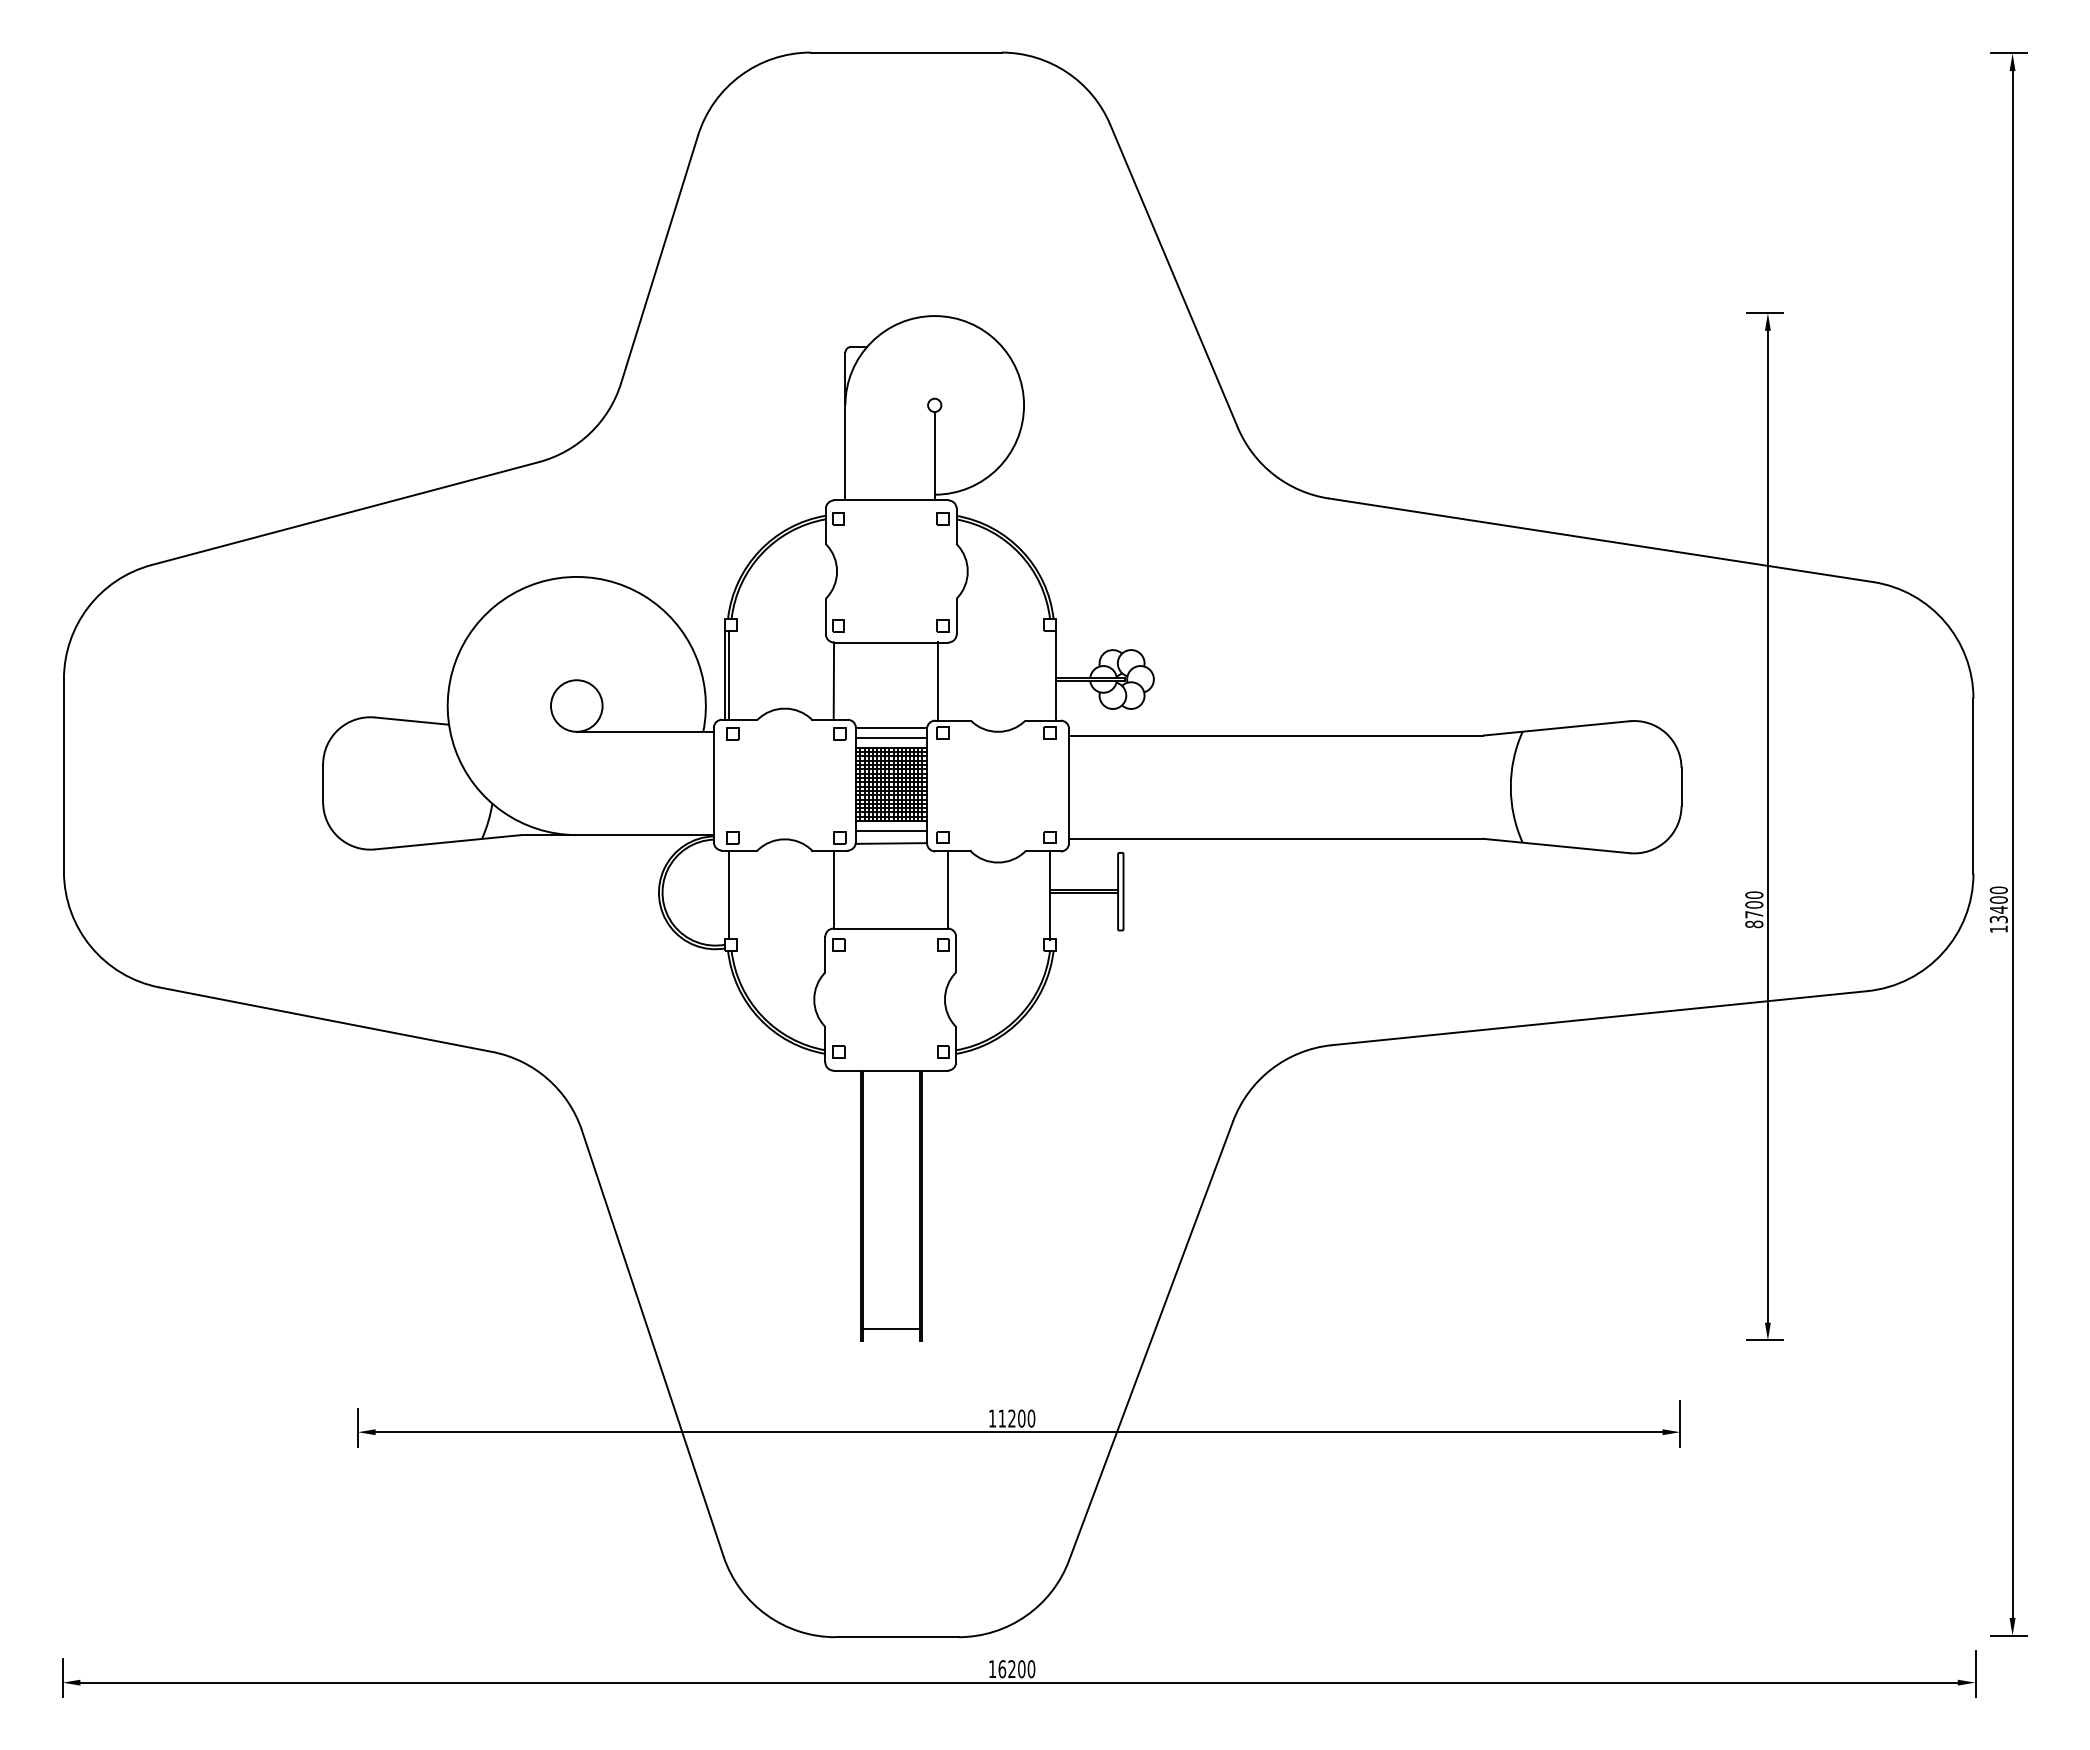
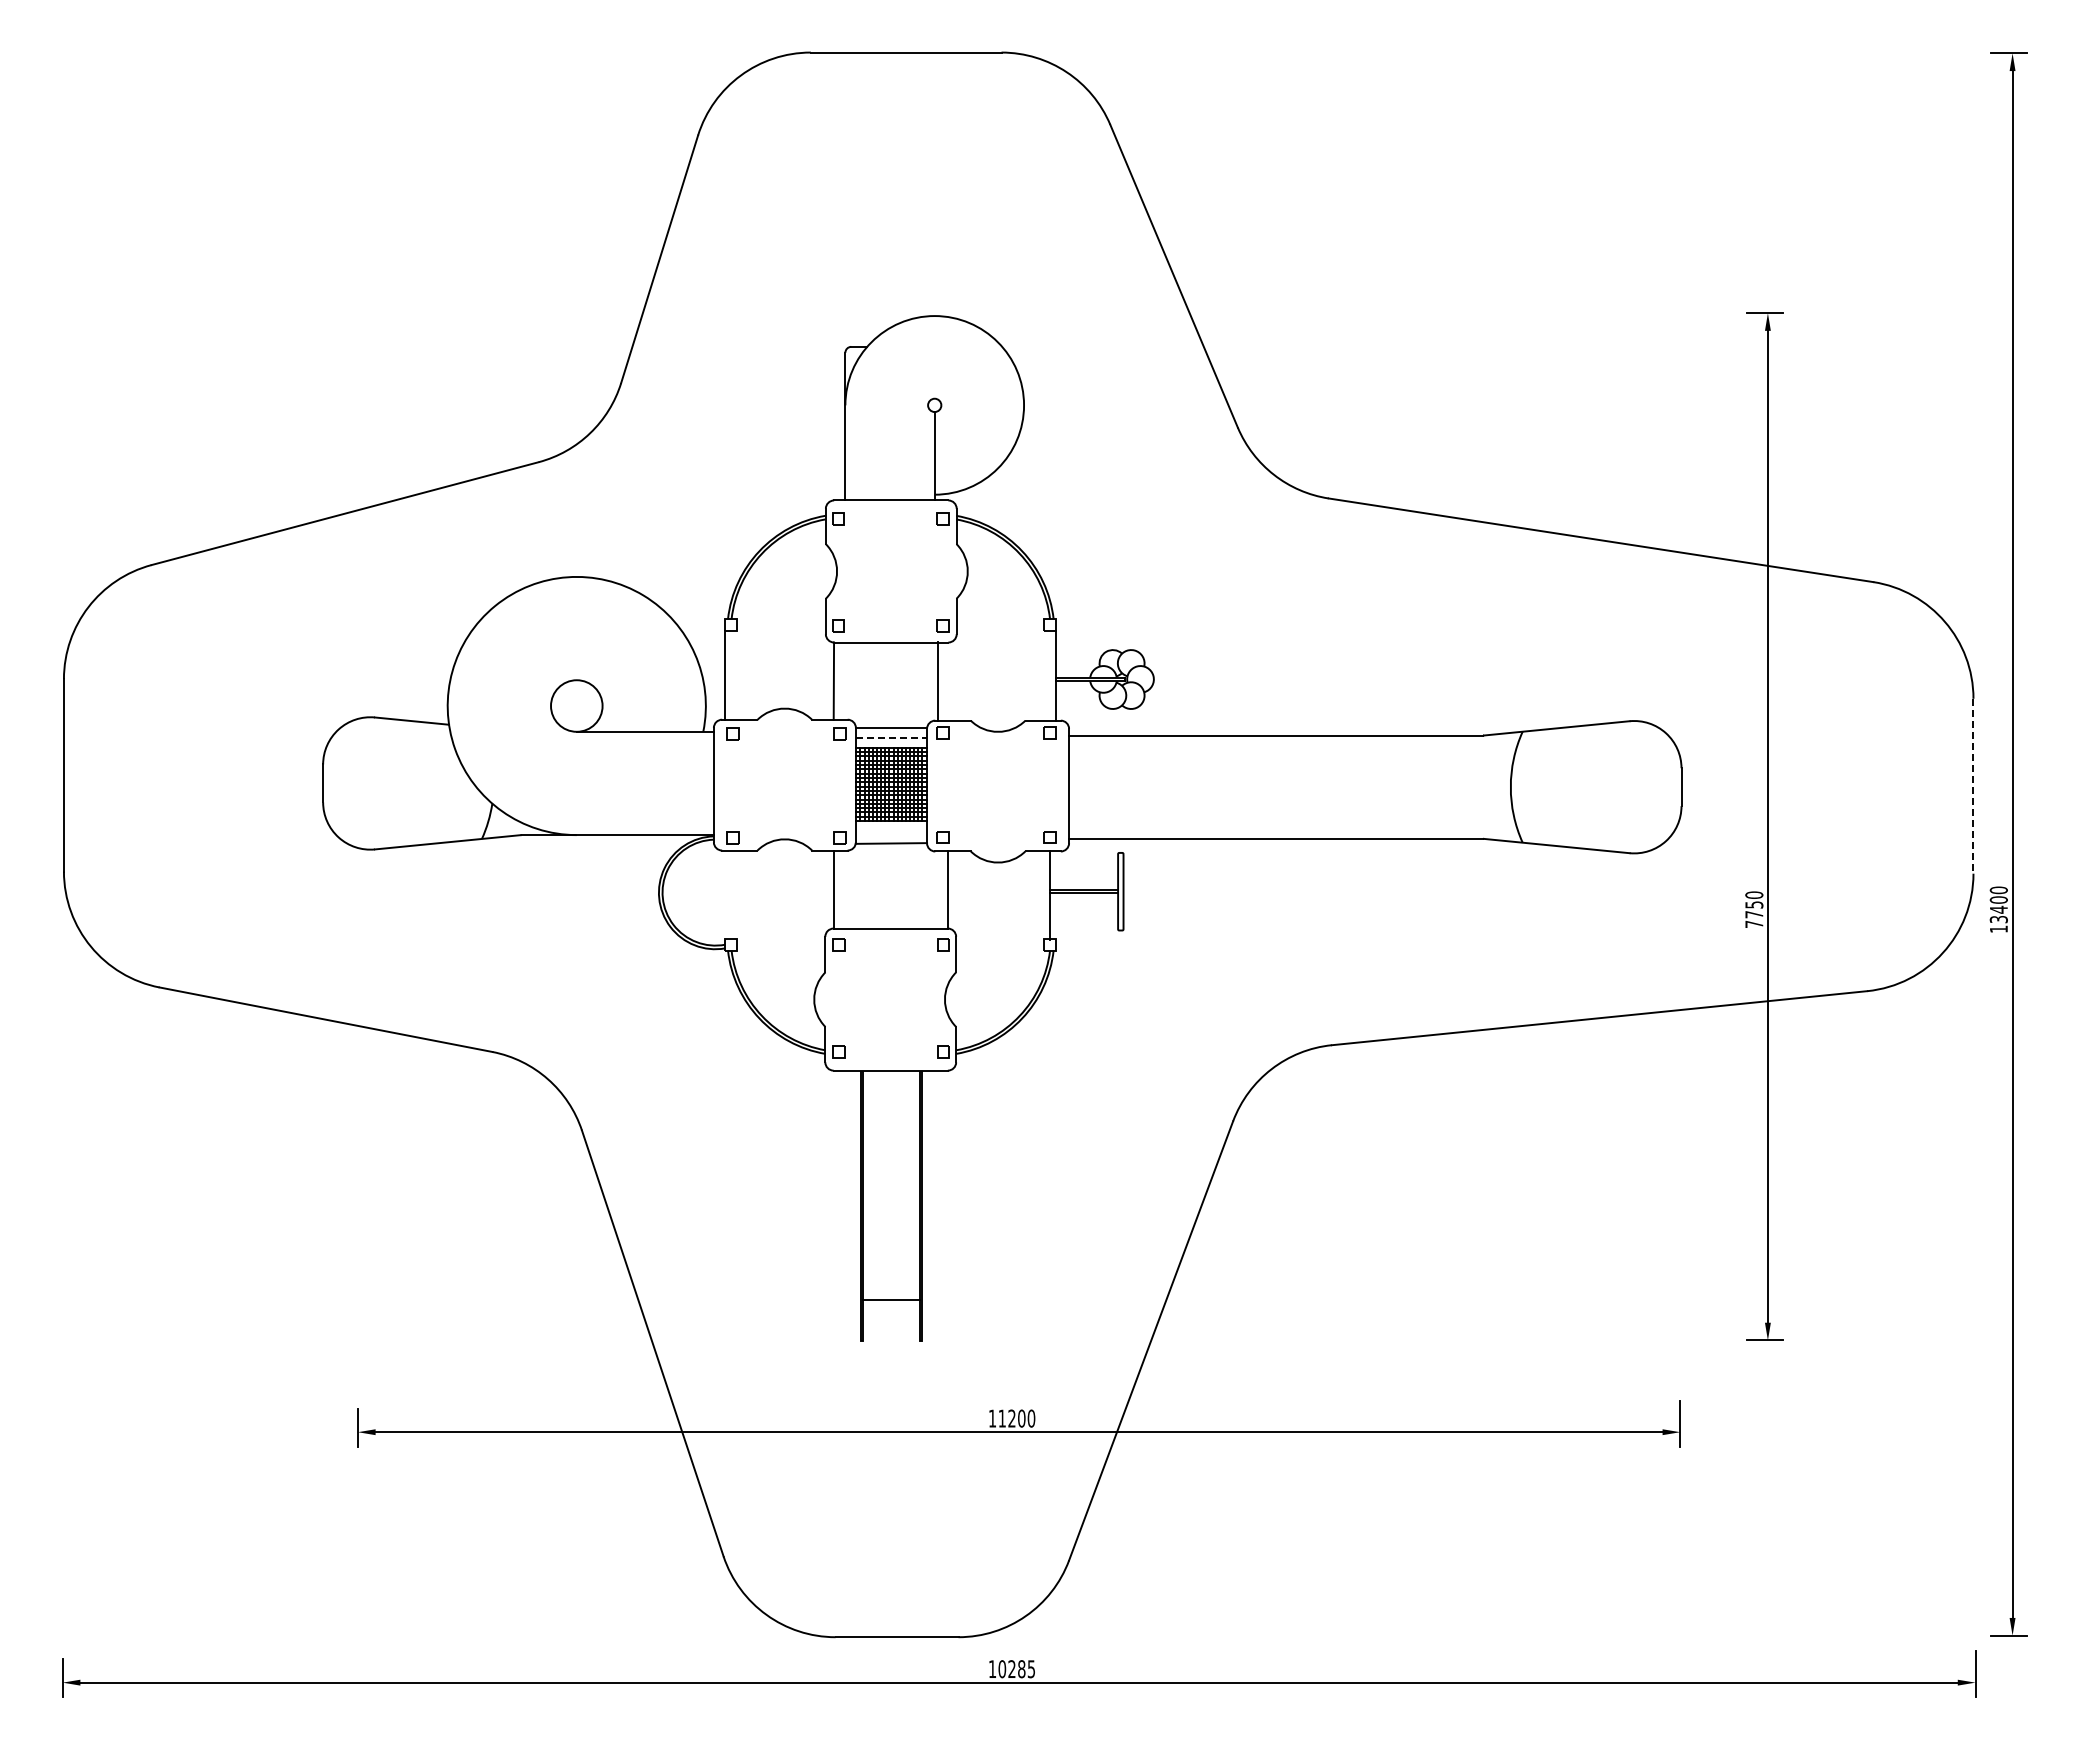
line: present -> none (728, 675)
line: solid -> dashed (891, 737)
line: solid -> dashed (1973, 786)
line: present -> none (891, 831)
line: present -> none (728, 894)
text: 8700 -> 7750 (1754, 914)
line position: (891, 1328) -> (891, 1299) (891, 1299)
text: 16200 -> 10285 (1016, 1669)
